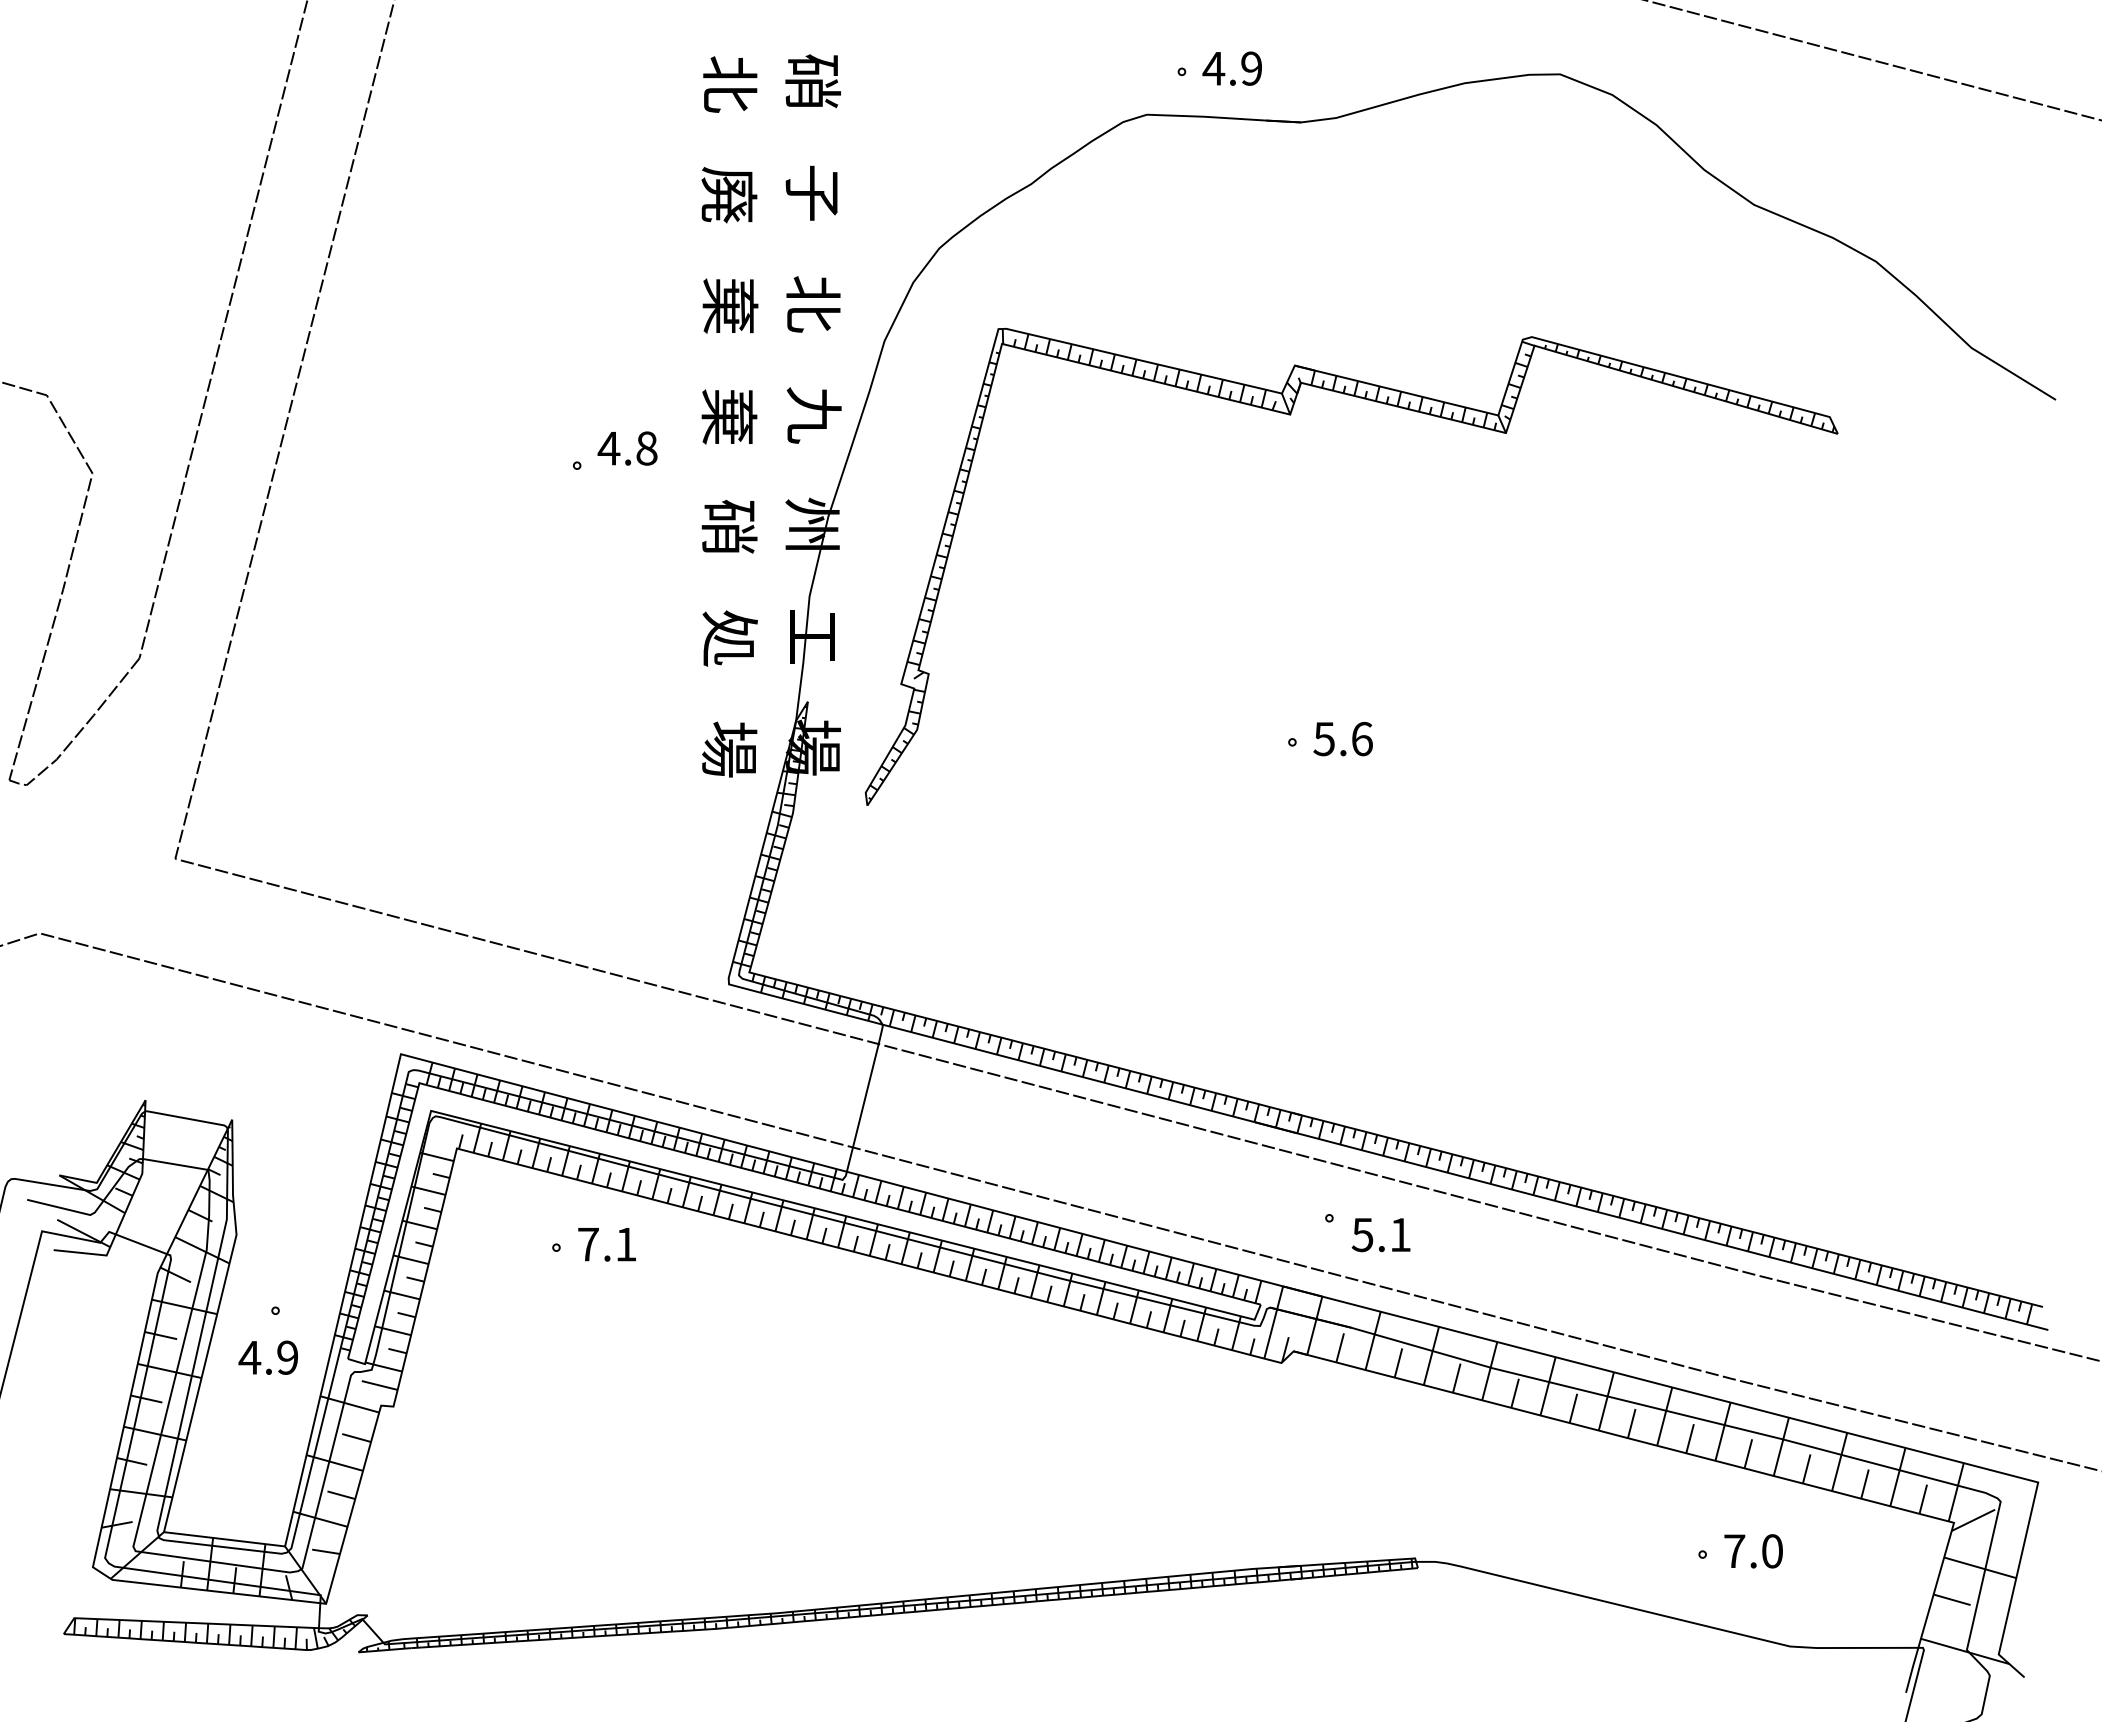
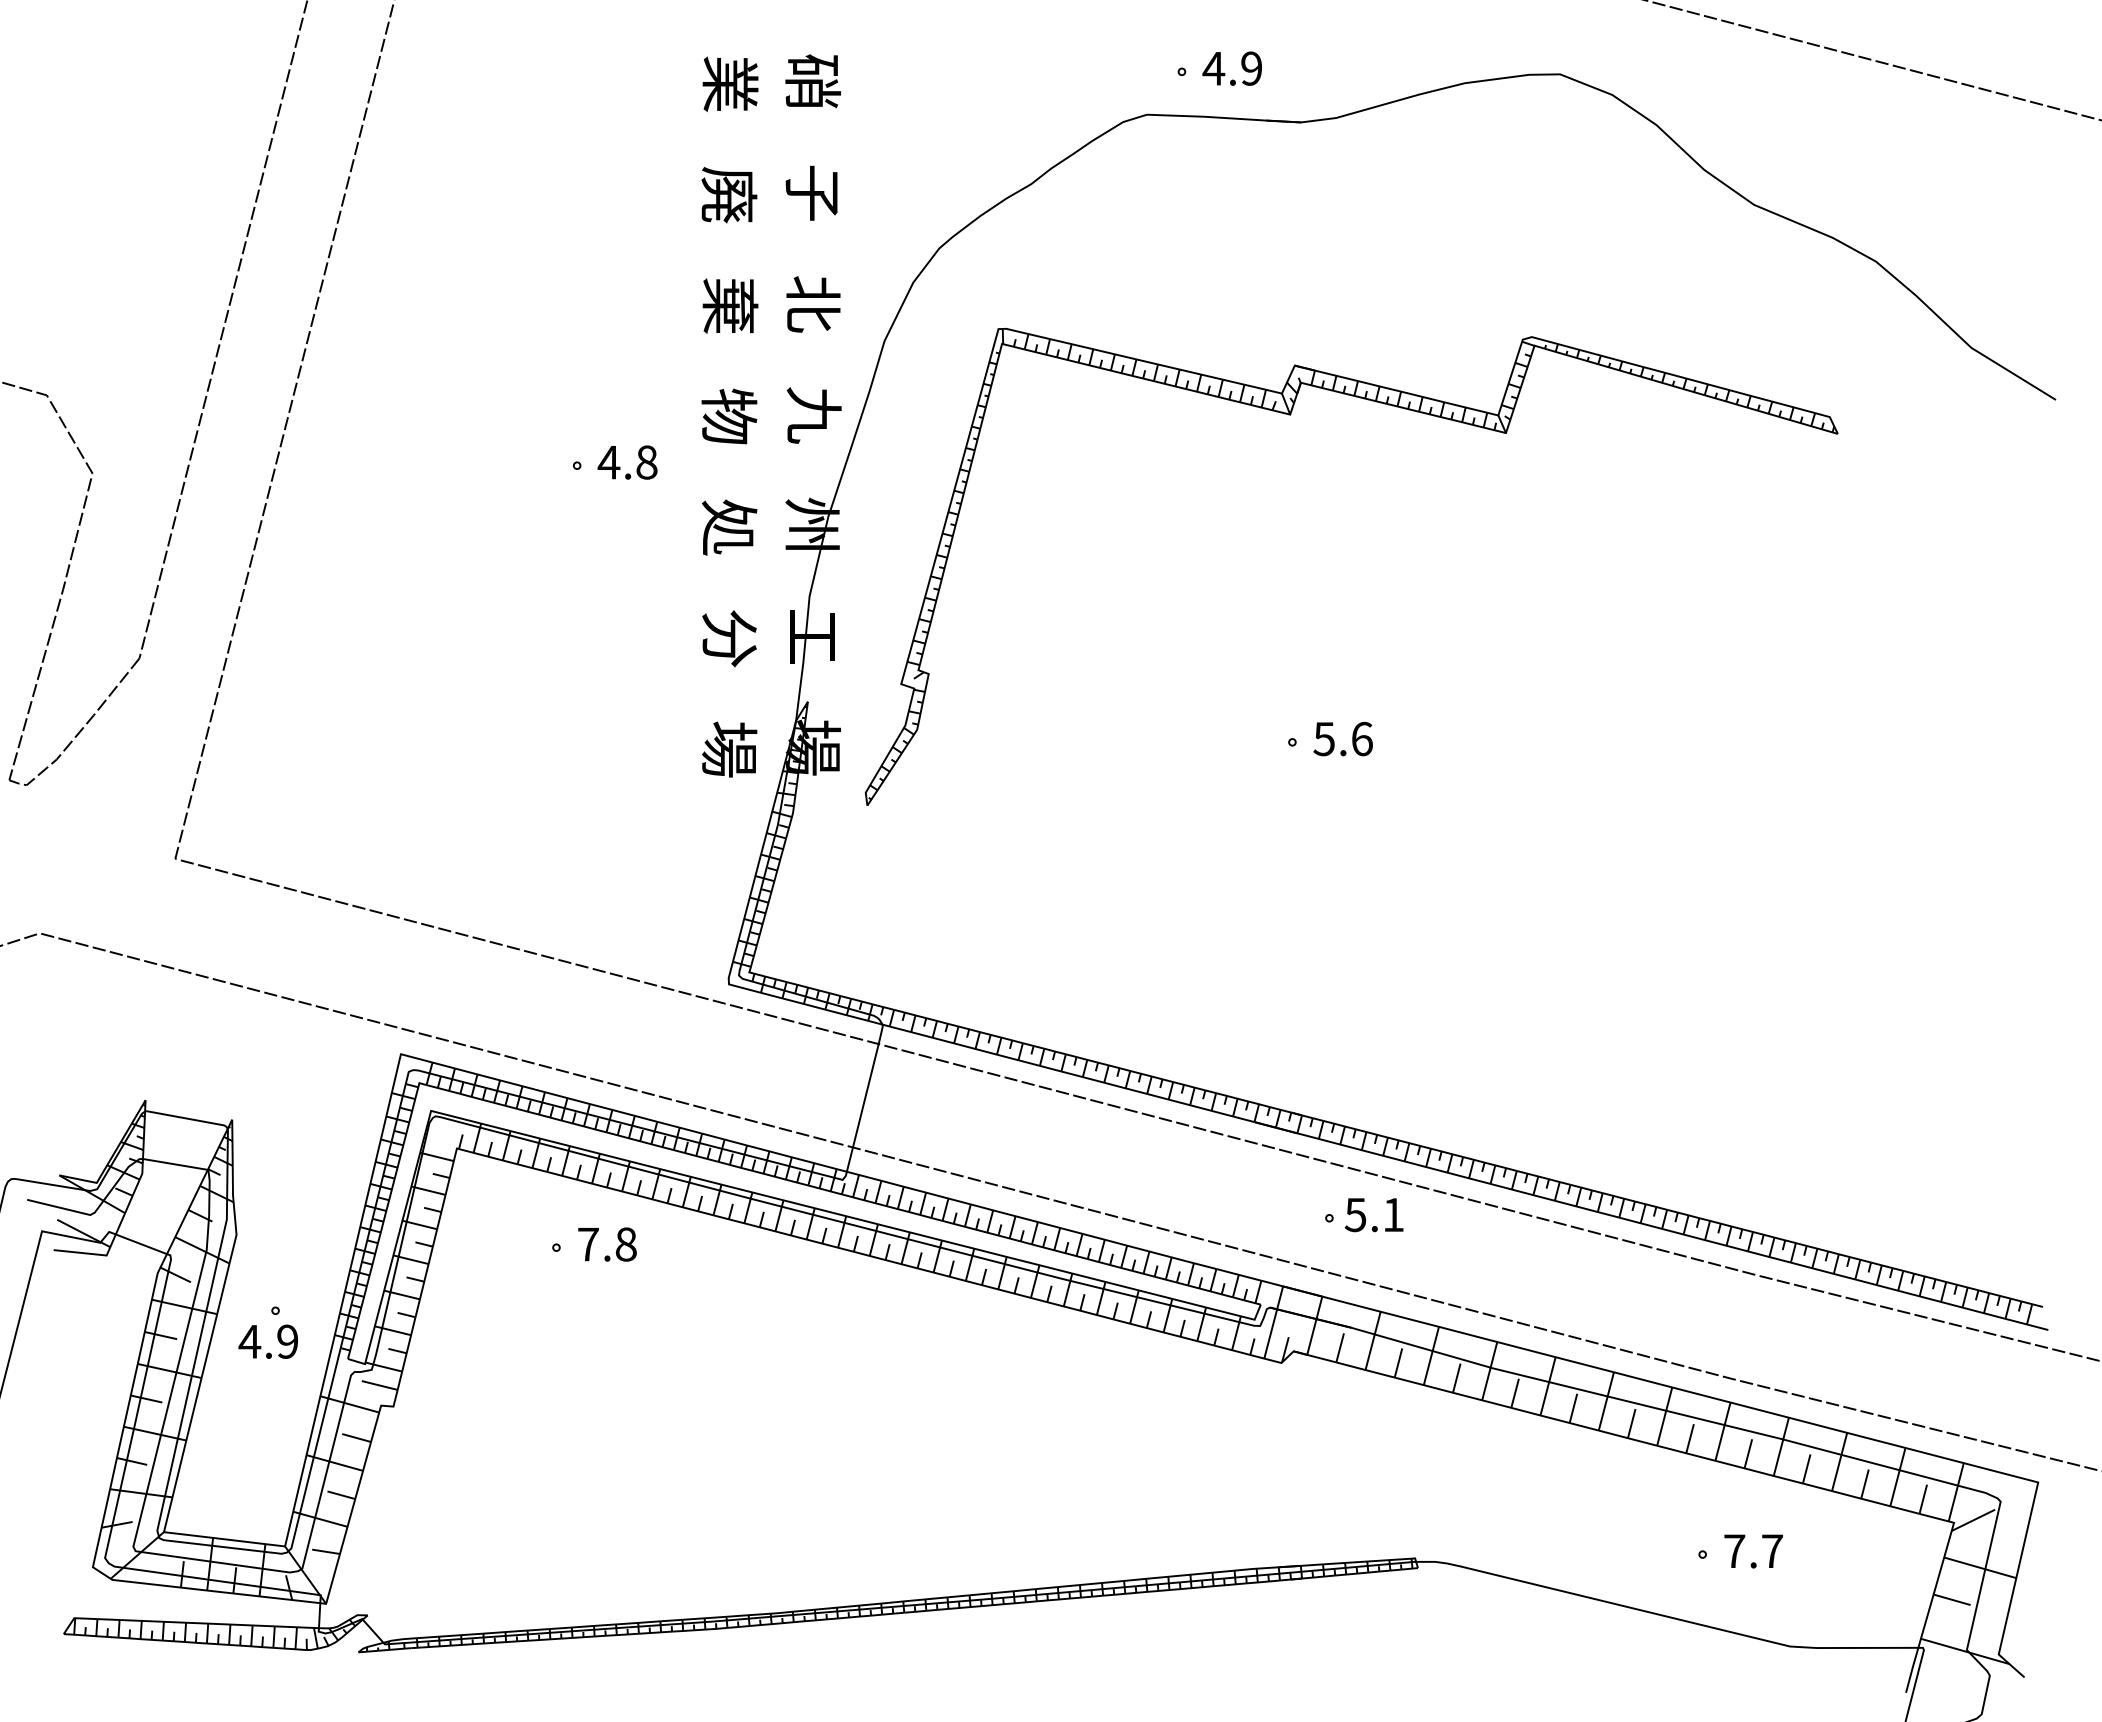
text: 北 -> 業 (730, 84)
text: 棄 -> 物 (729, 416)
text position: (627, 448) -> (627, 462) (627, 462)
text: 硝 -> 処 (729, 527)
text: 処 -> 分 (729, 638)
text position: (1380, 1235) -> (1373, 1215) (1373, 1215)
text: 7.1 -> 7.8 (626, 1244)
text position: (267, 1357) -> (267, 1341) (267, 1341)
text: 7.0 -> 7.7 (1772, 1551)
